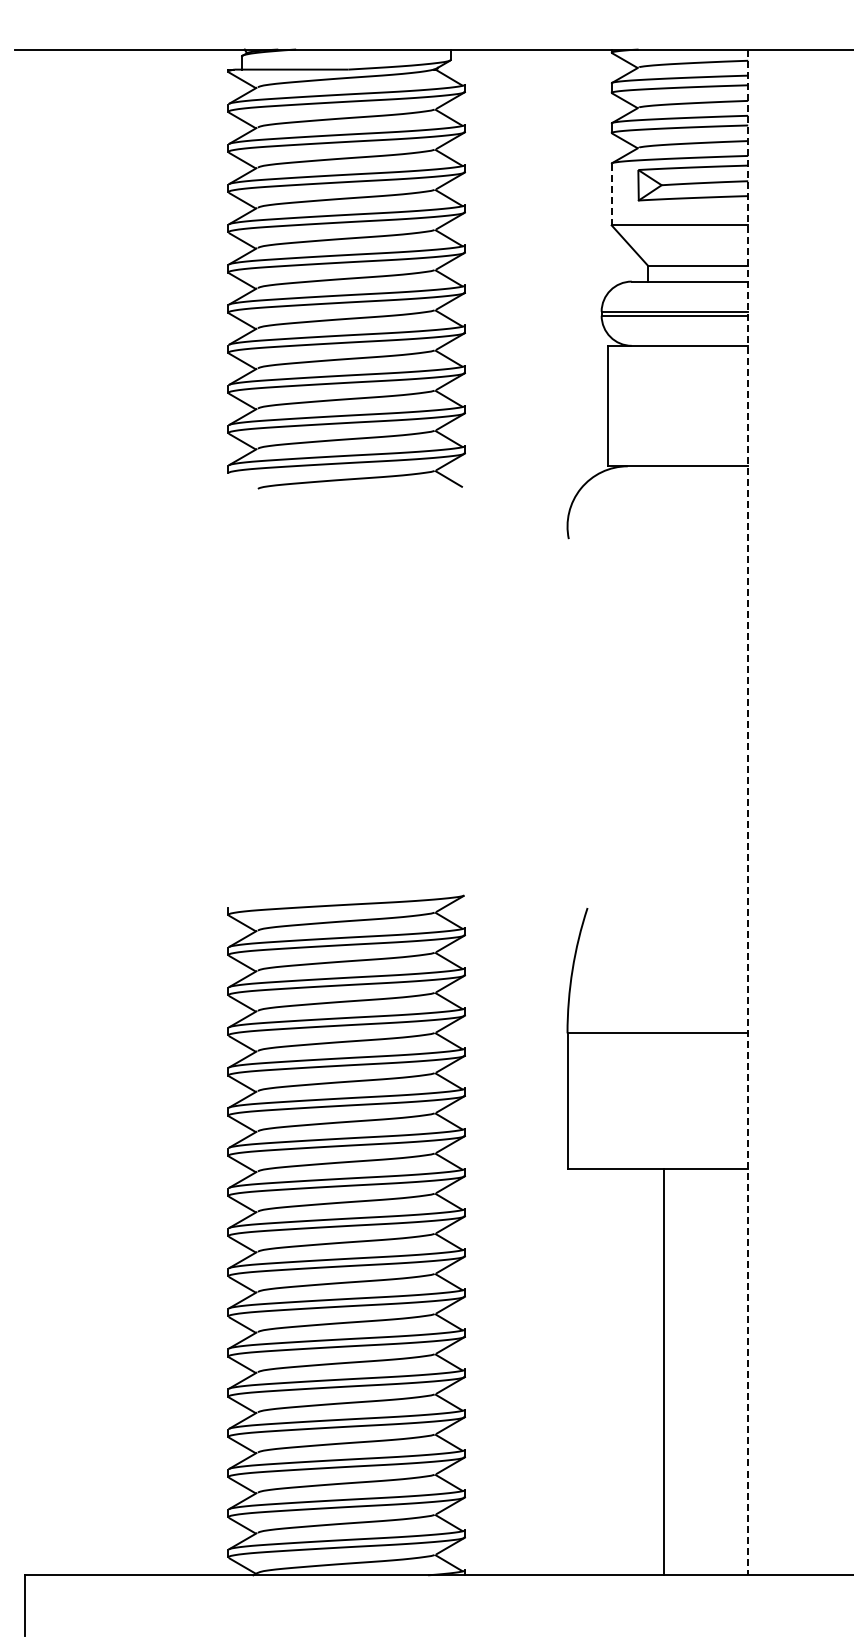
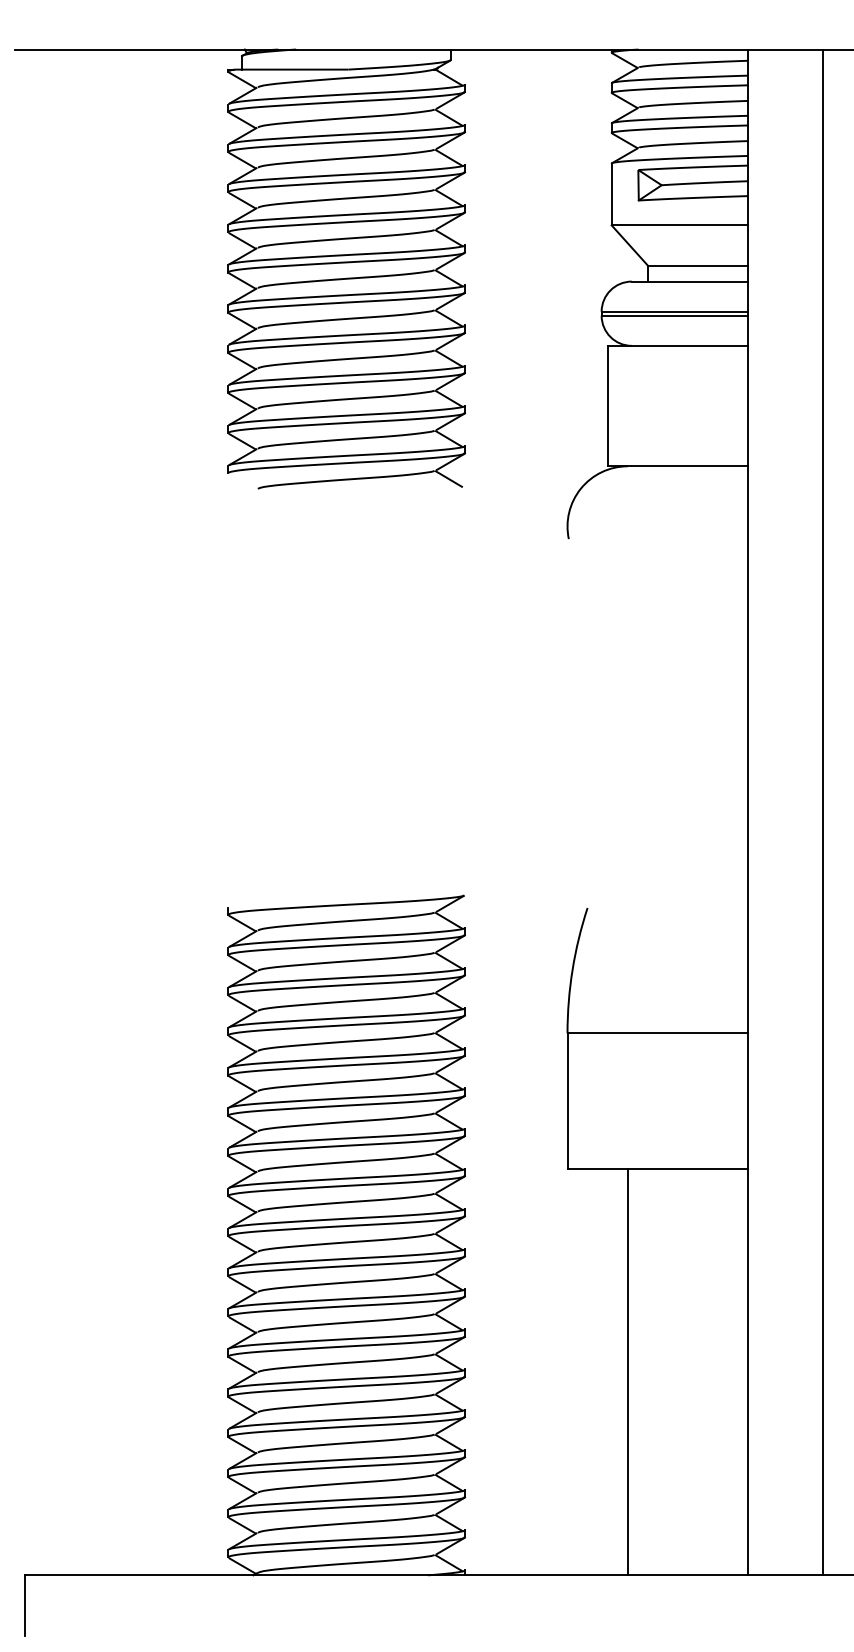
line: dashed -> solid (611, 194)
line: dashed -> solid (748, 812)
line: none -> present (823, 812)
line position: (663, 1371) -> (627, 1371) (627, 1371)
